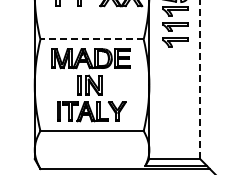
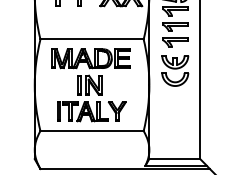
line: dashed -> solid (92, 39)
part: none -> present (175, 70)
line: dashed -> solid (200, 79)
